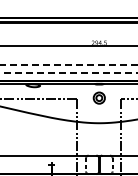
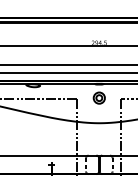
line: dashed -> solid (68, 65)
line: dashed -> solid (69, 73)
